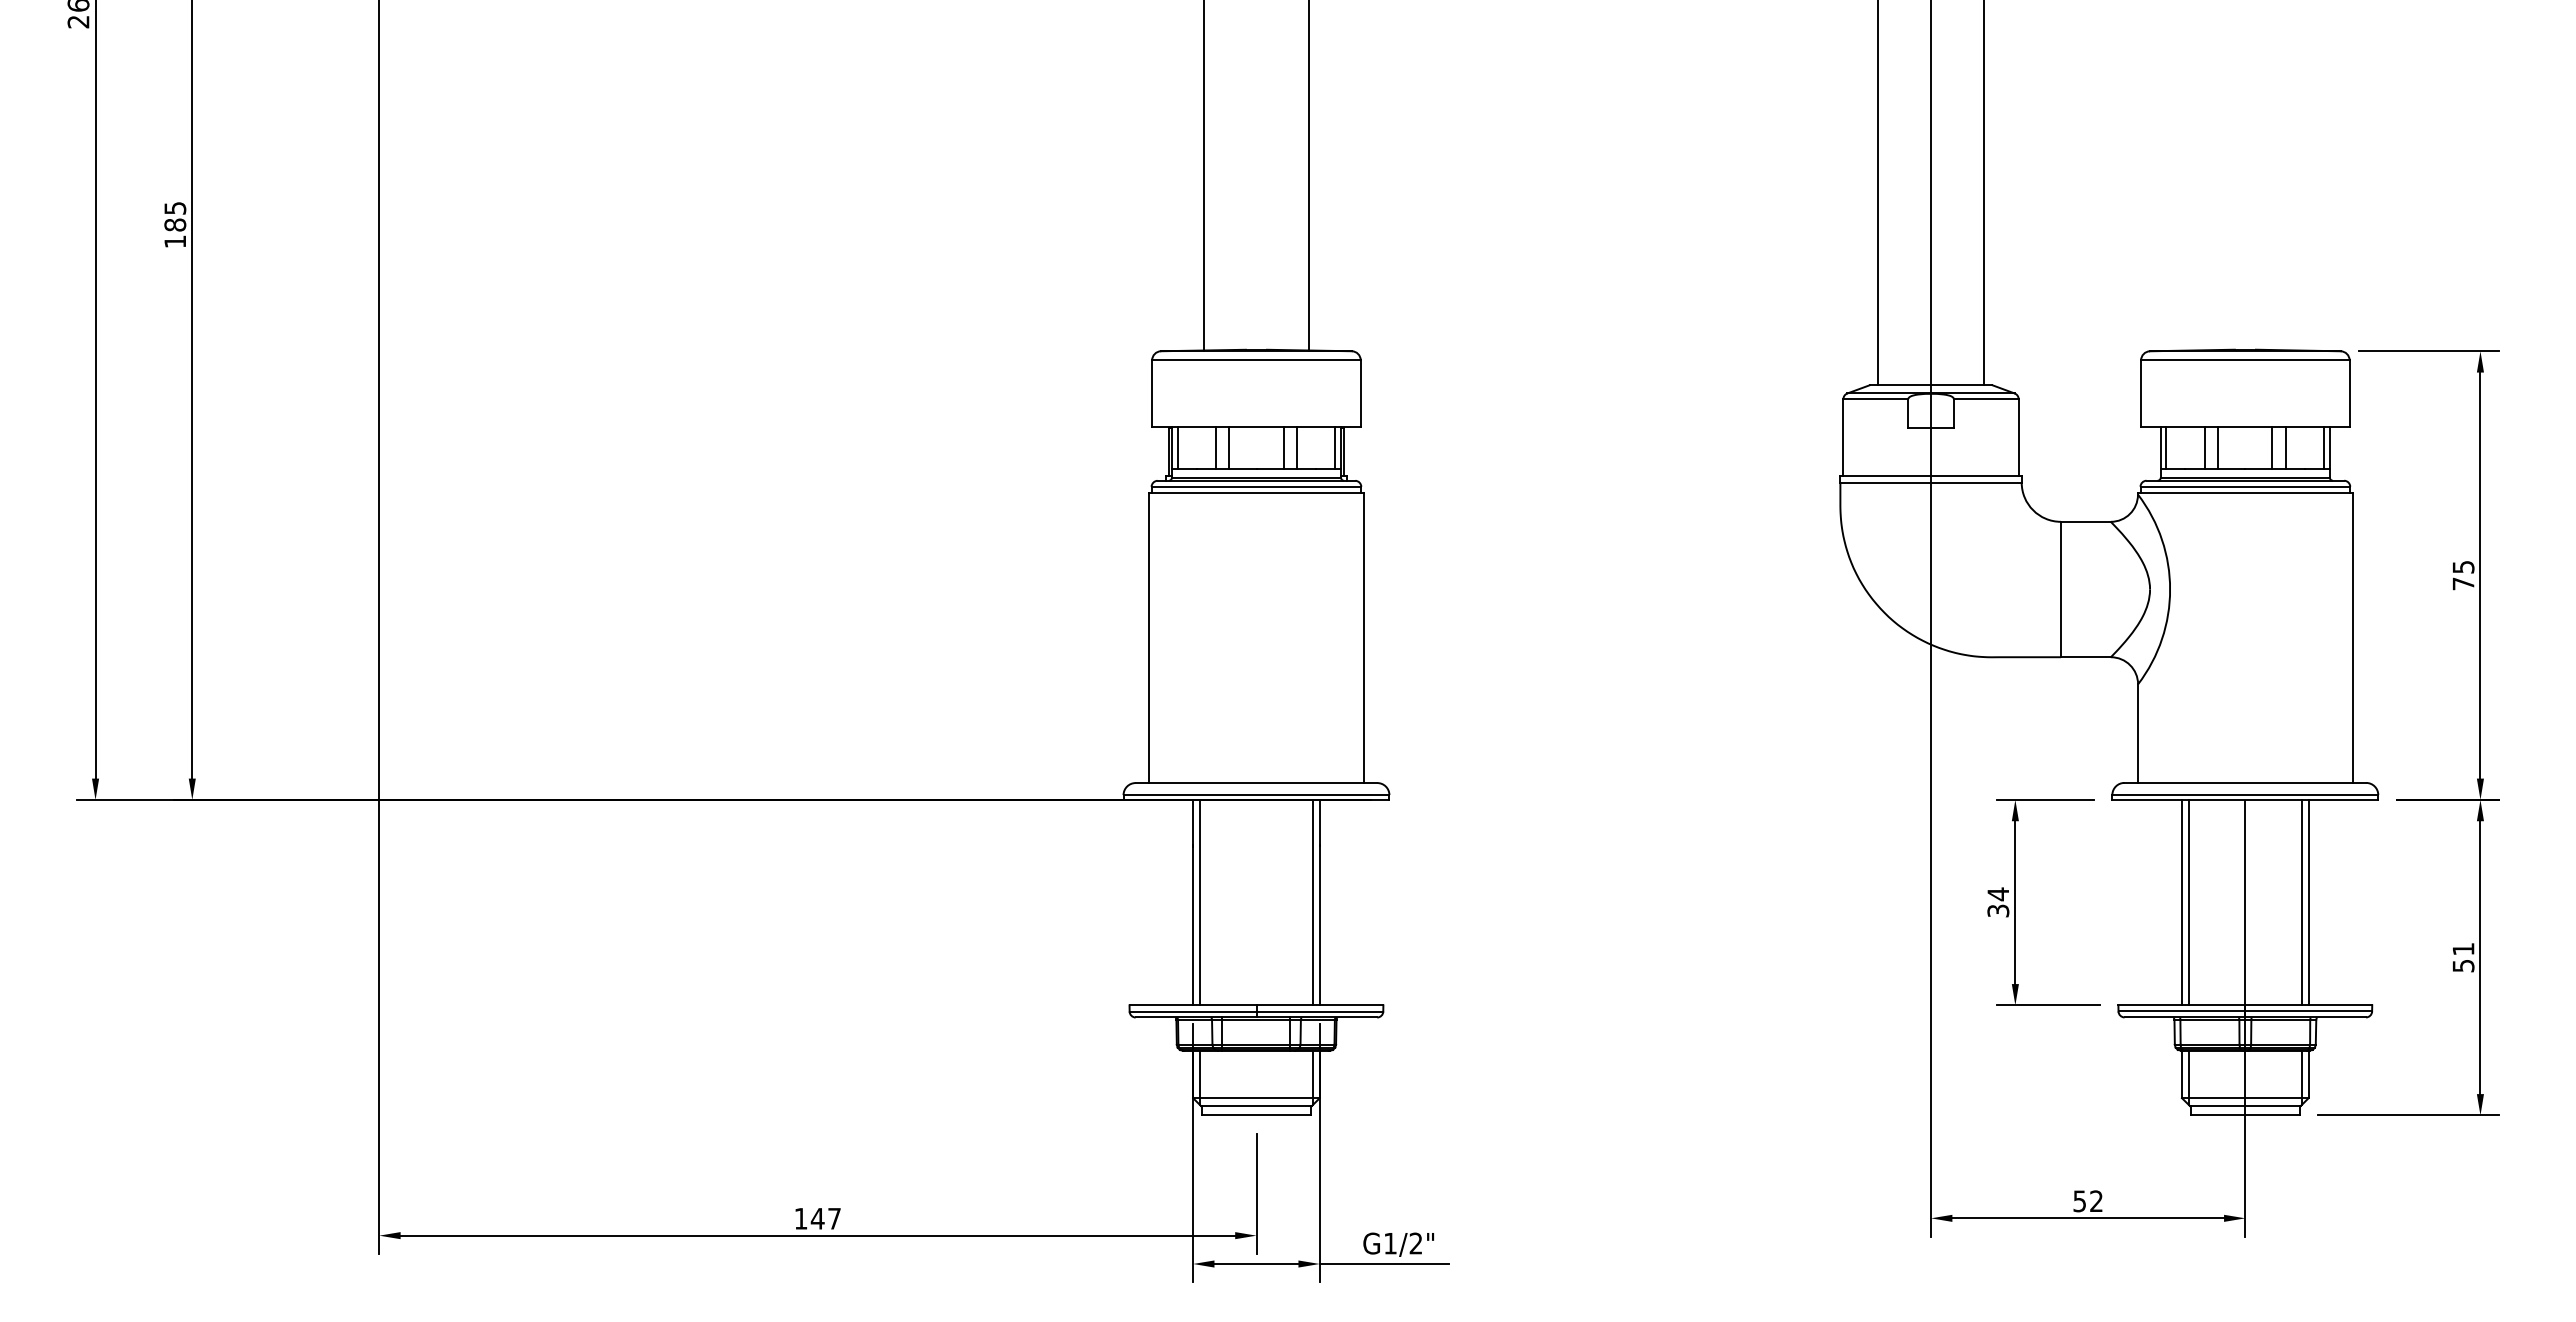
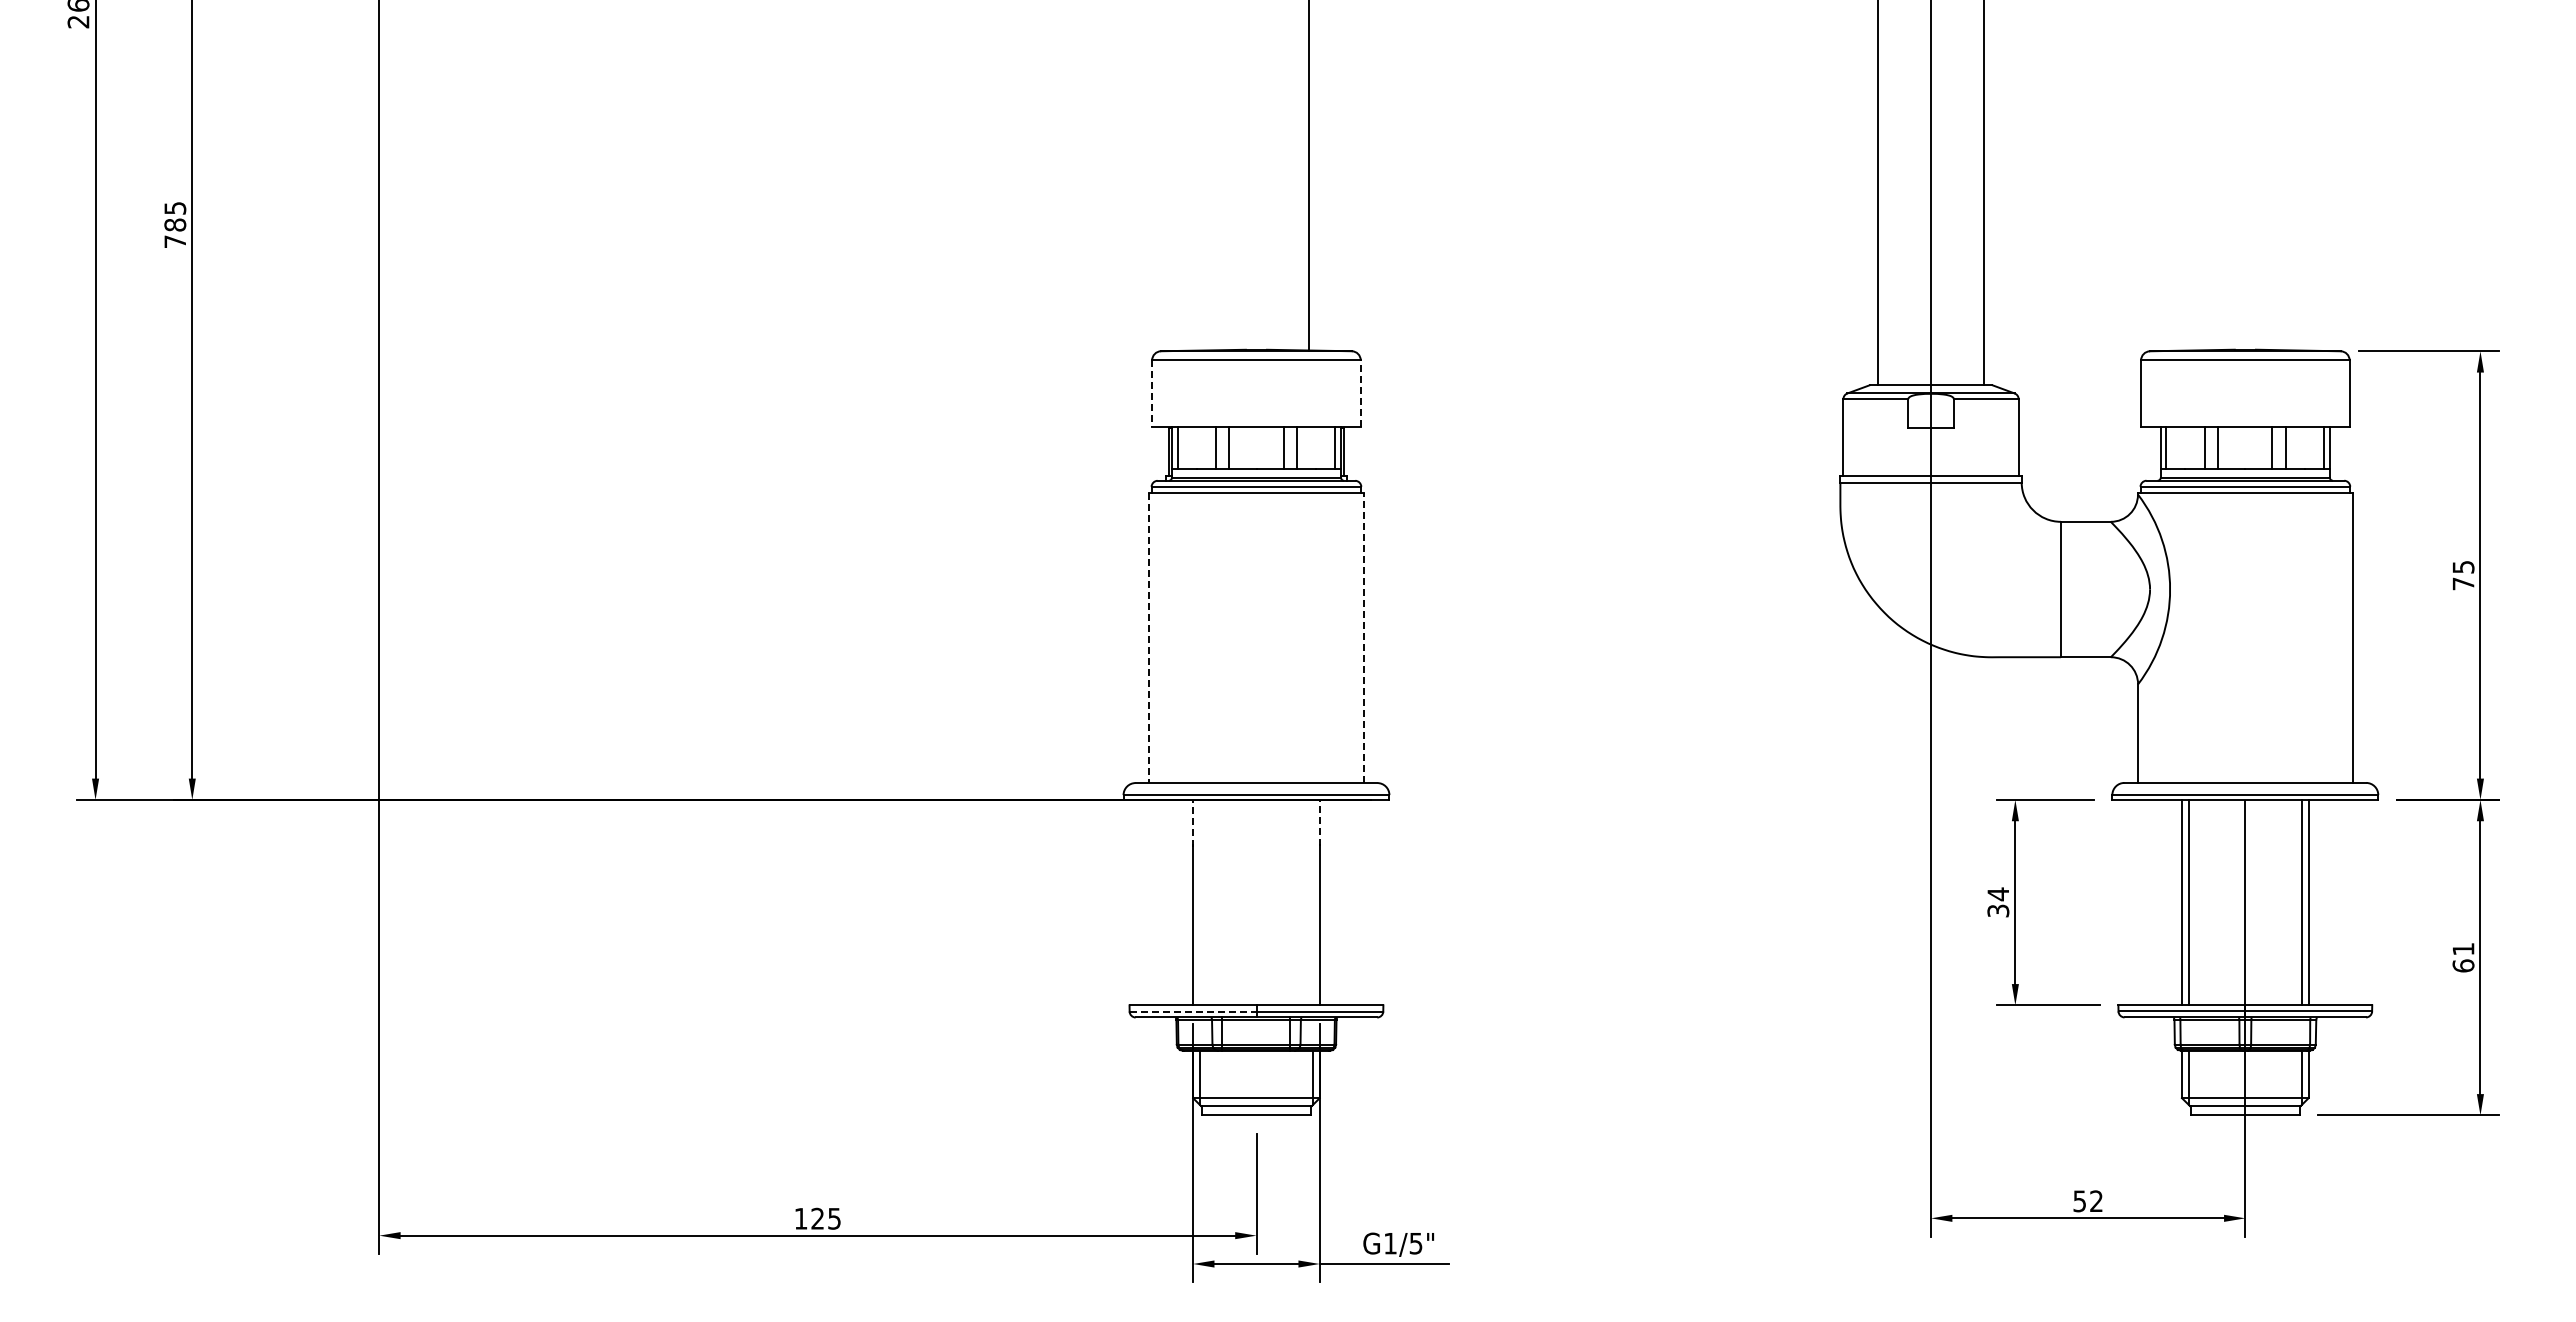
line: present -> none (1203, 176)
text: 185 -> 785 (174, 241)
line: solid -> dashed (1360, 393)
line: solid -> dashed (1152, 394)
line: solid -> dashed (1363, 637)
line: solid -> dashed (1149, 638)
line: solid -> dashed (1319, 822)
line: solid -> dashed (1193, 823)
line: present -> none (1200, 902)
line: present -> none (1312, 902)
text: 51 -> 61 (2463, 965)
line: solid -> dashed (1193, 1011)
text: 147 -> 125 (825, 1218)
text: G1/2" -> G1/5" (1415, 1243)
